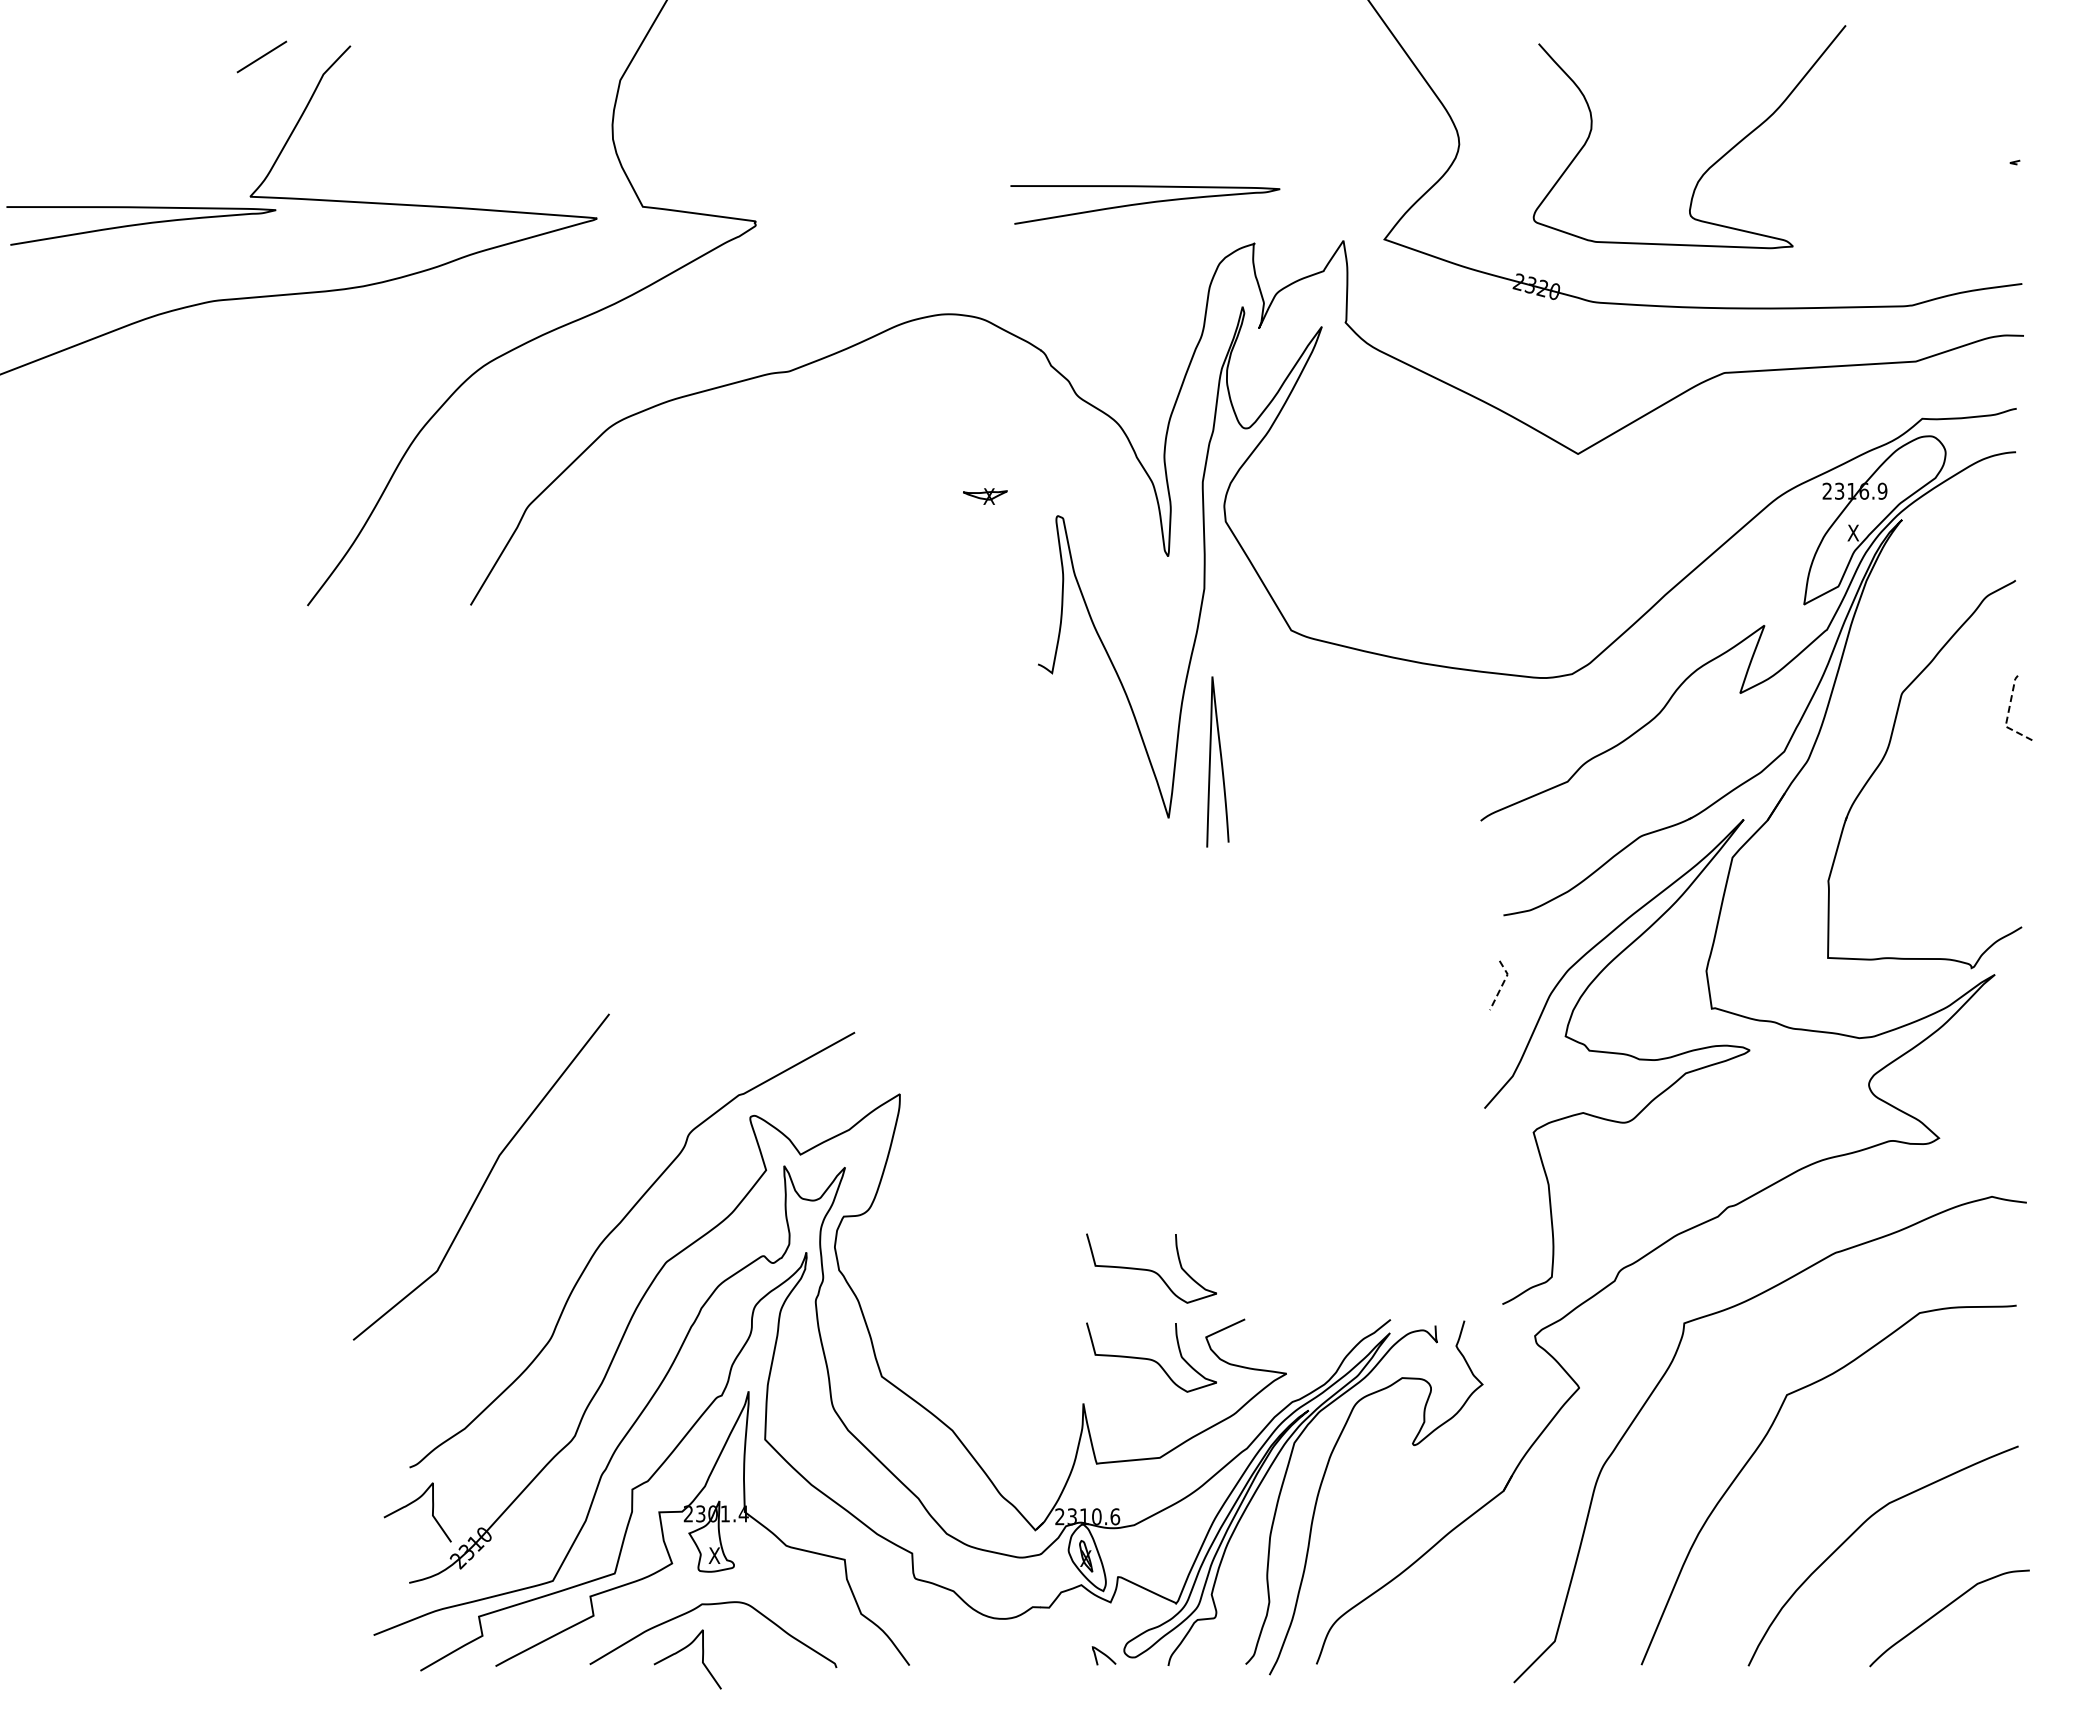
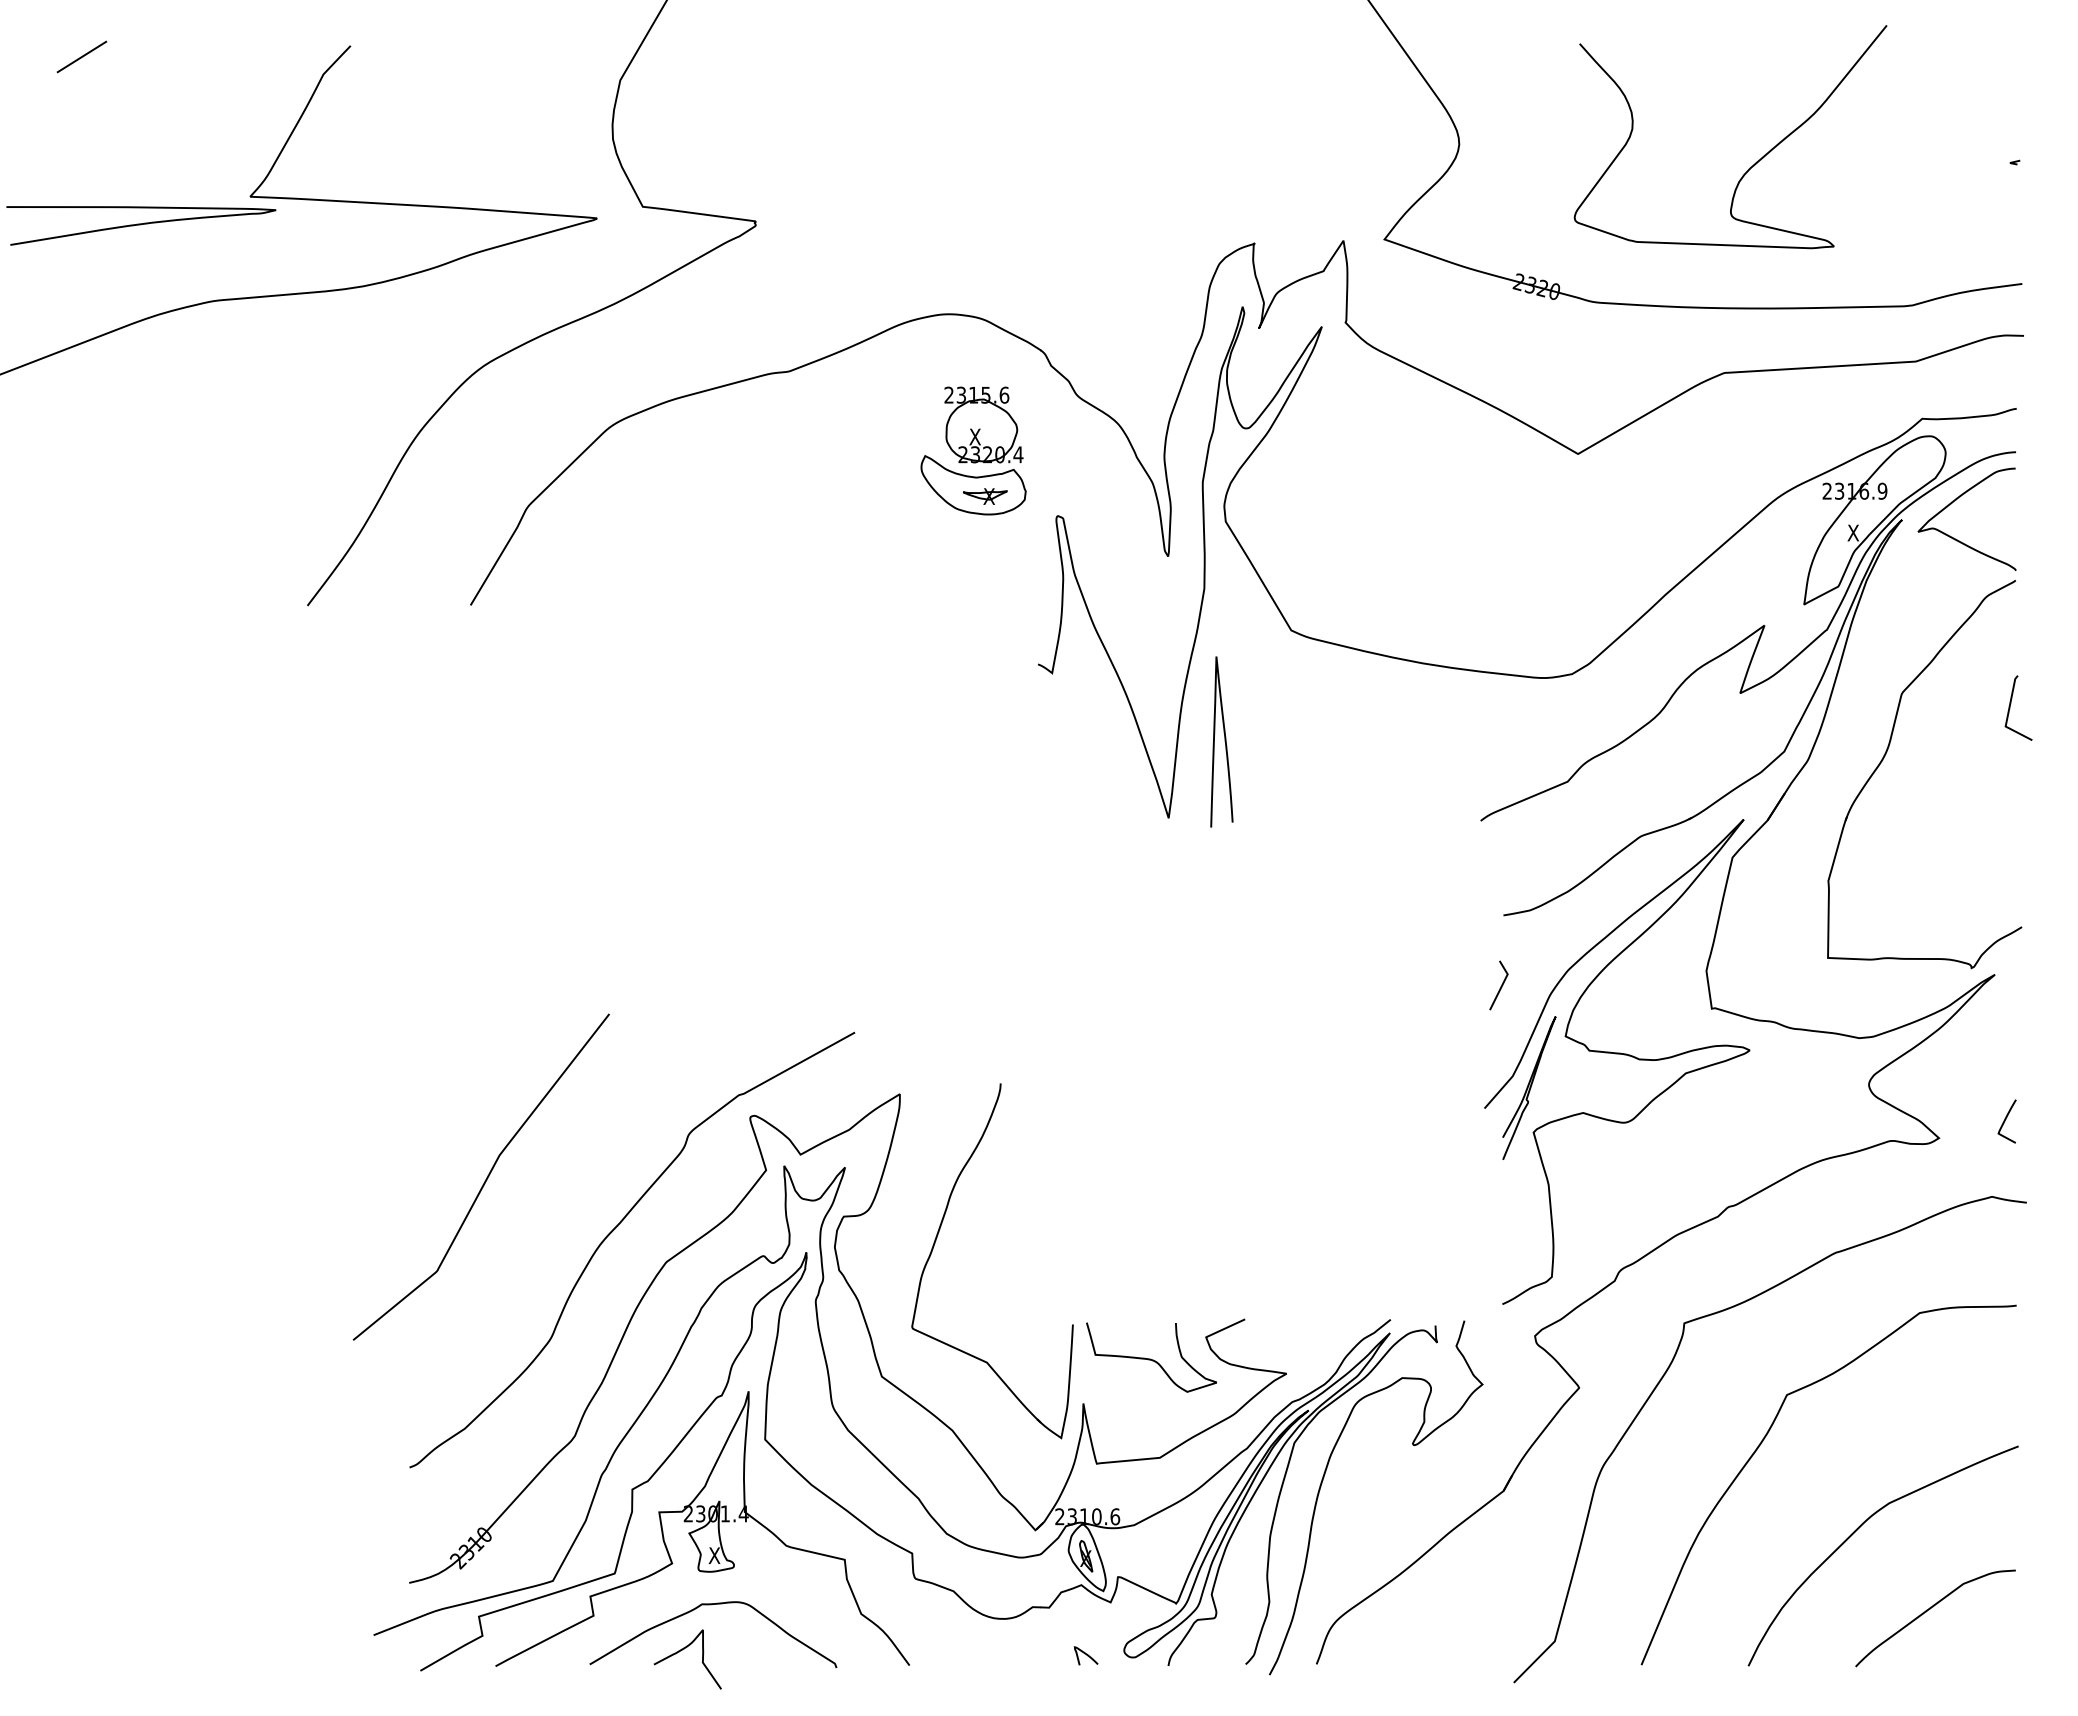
line position: (261, 56) -> (81, 56) (81, 56)
curve position: (1709, 166) -> (1750, 166) (1750, 166)
curve: present -> none (1145, 204)
part: none -> present (973, 450)
curve: none -> present (1952, 503)
line: dashed -> solid (2008, 714)
curve position: (1220, 761) -> (1224, 741) (1224, 741)
line: dashed -> solid (1502, 985)
curve: none -> present (1529, 1087)
curve: none -> present (2005, 1121)
part: none -> present (937, 1238)
curve: present -> none (1150, 1269)
curve: present -> none (411, 1504)
curve position: (1944, 1609) -> (1930, 1609) (1930, 1609)
curve position: (1103, 1654) -> (1085, 1654) (1085, 1654)
